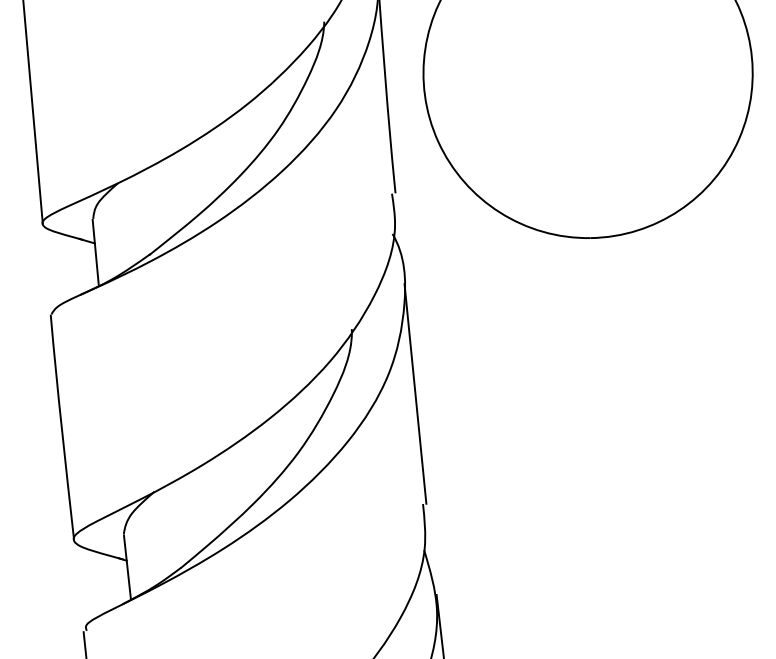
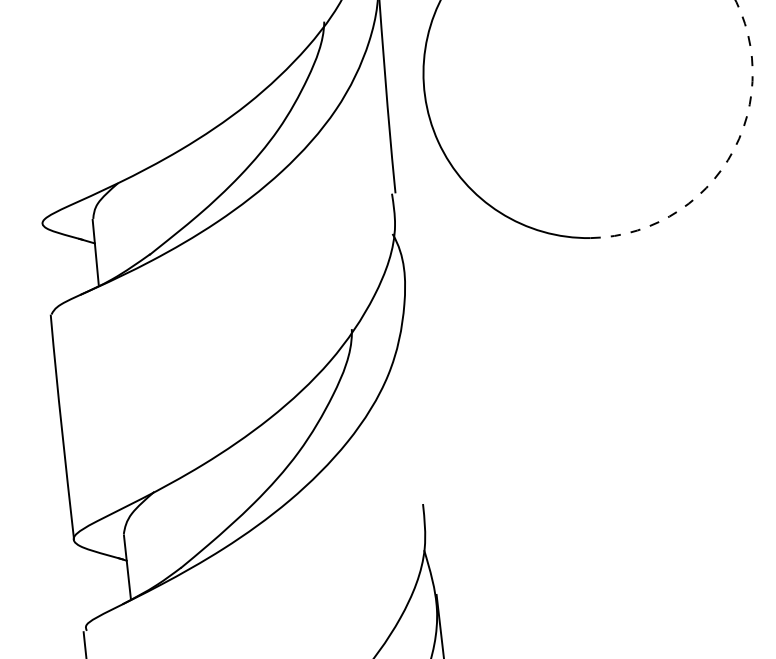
line: present -> none (32, 112)
arc: solid -> dashed (729, 158)
line: present -> none (415, 393)
